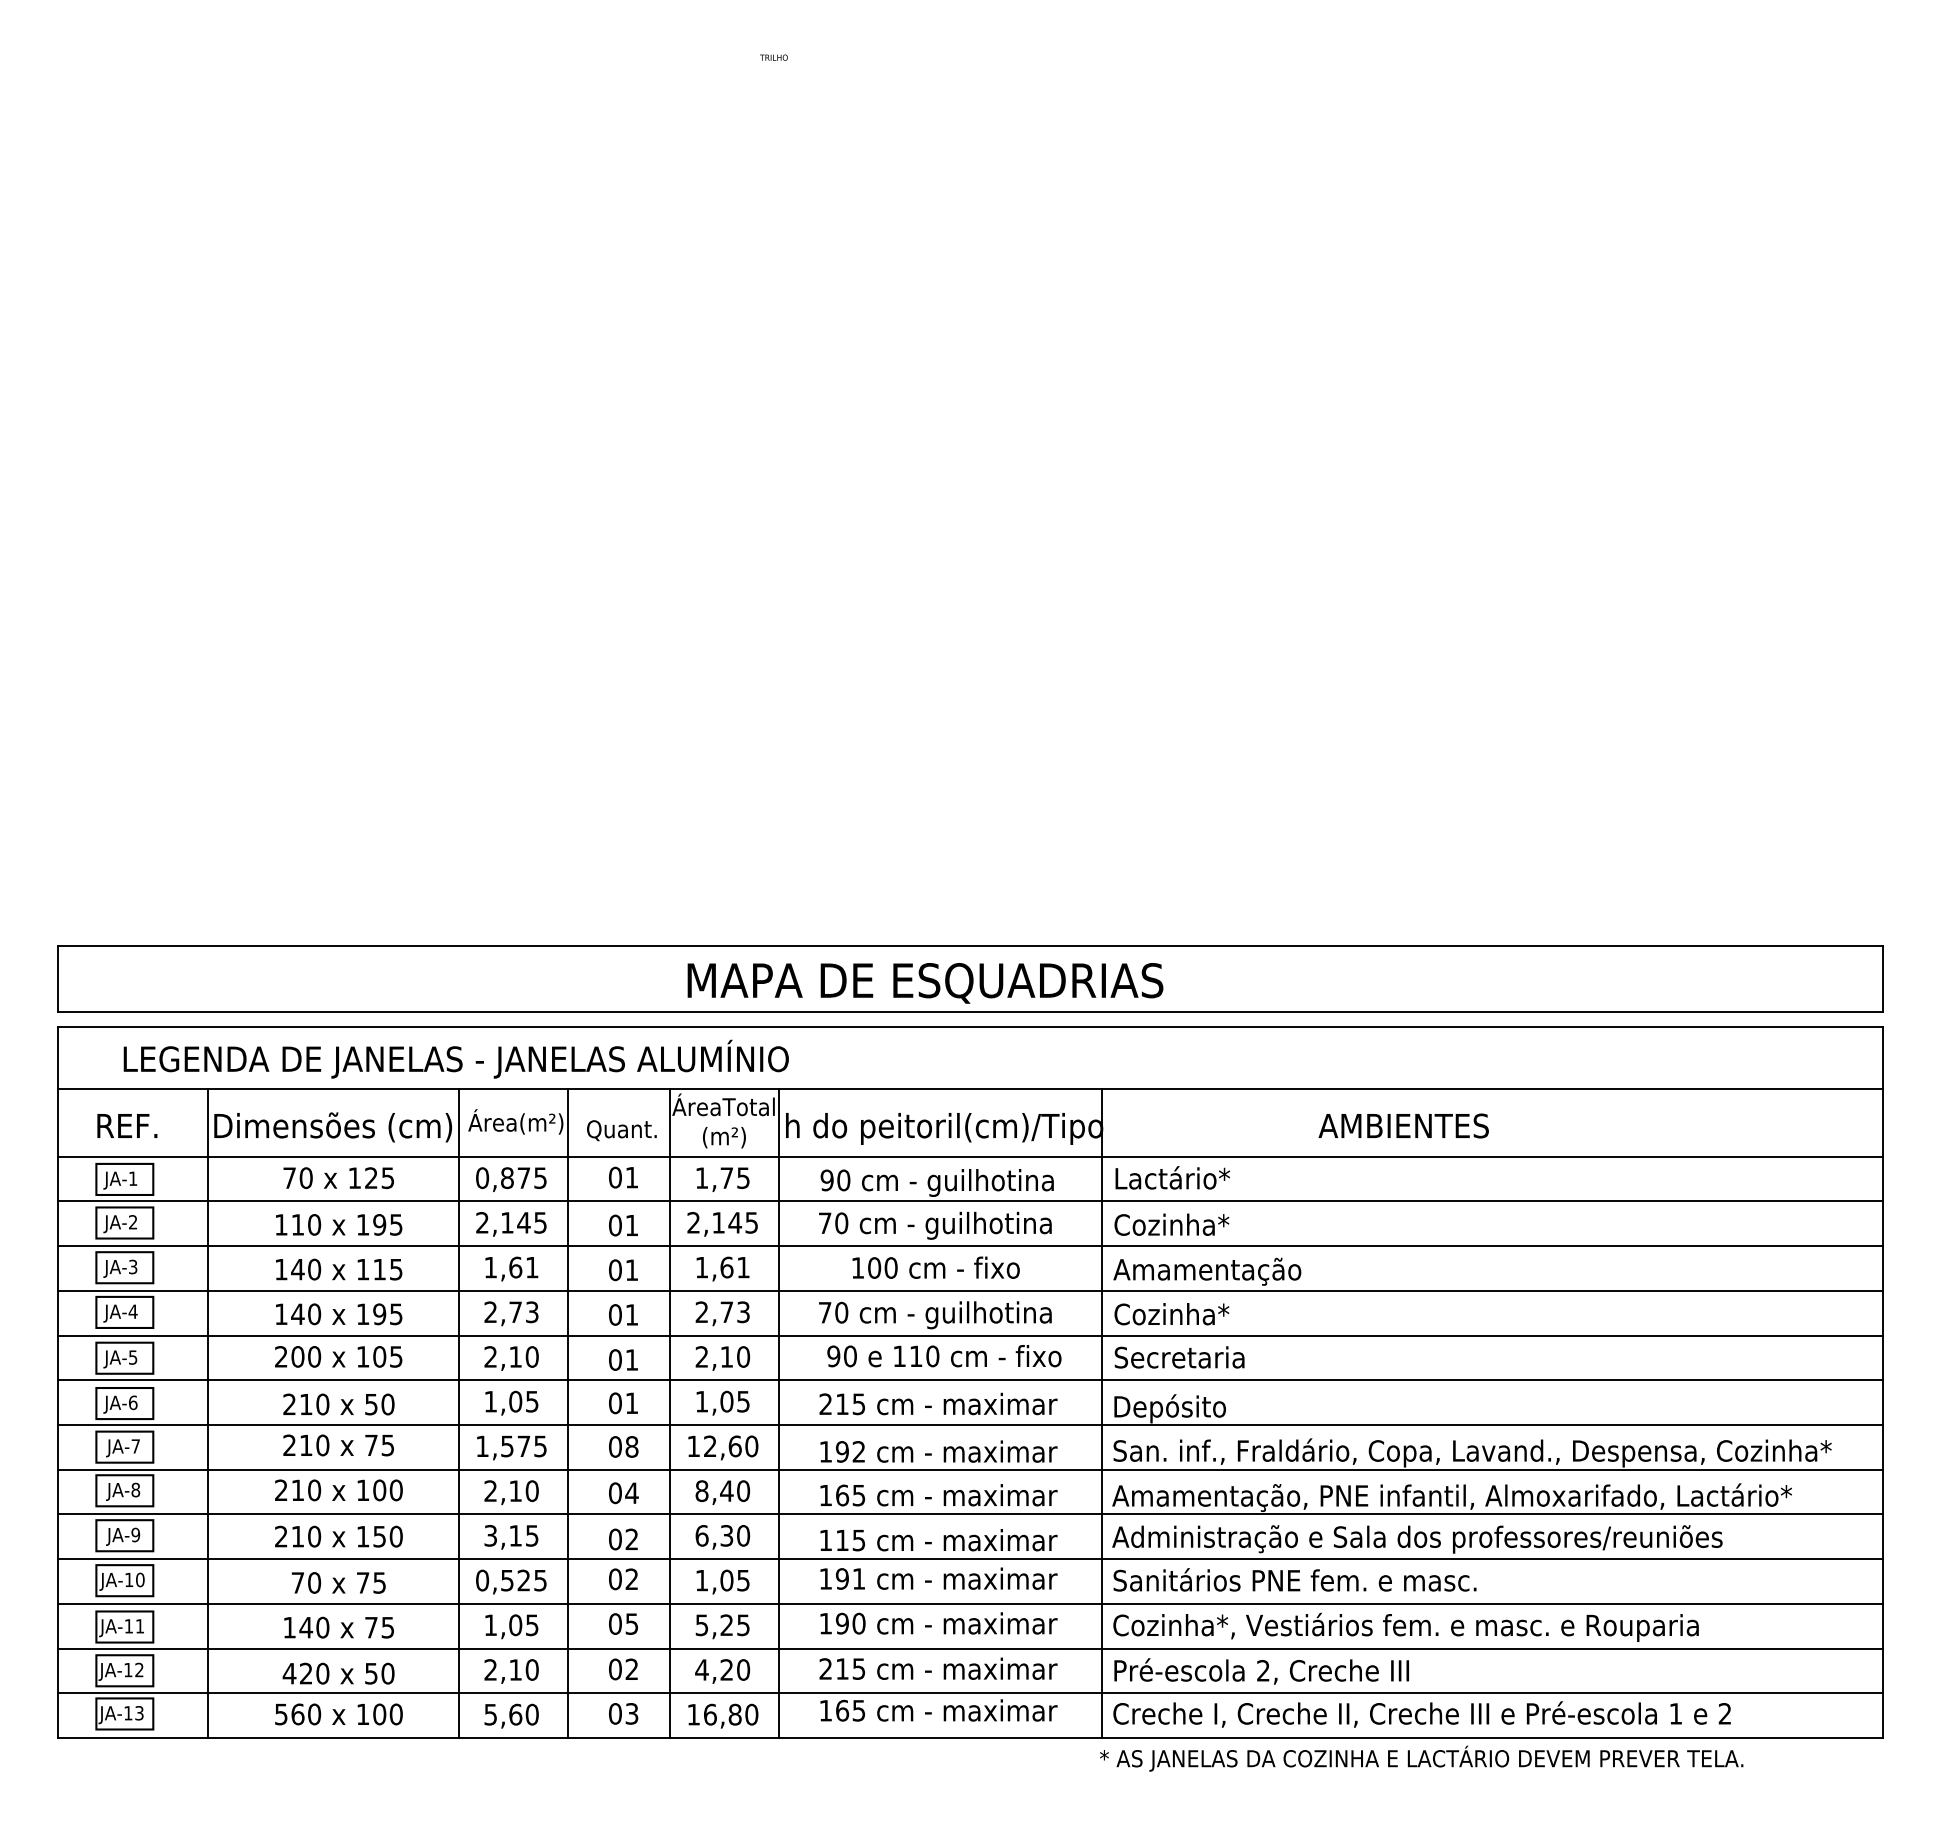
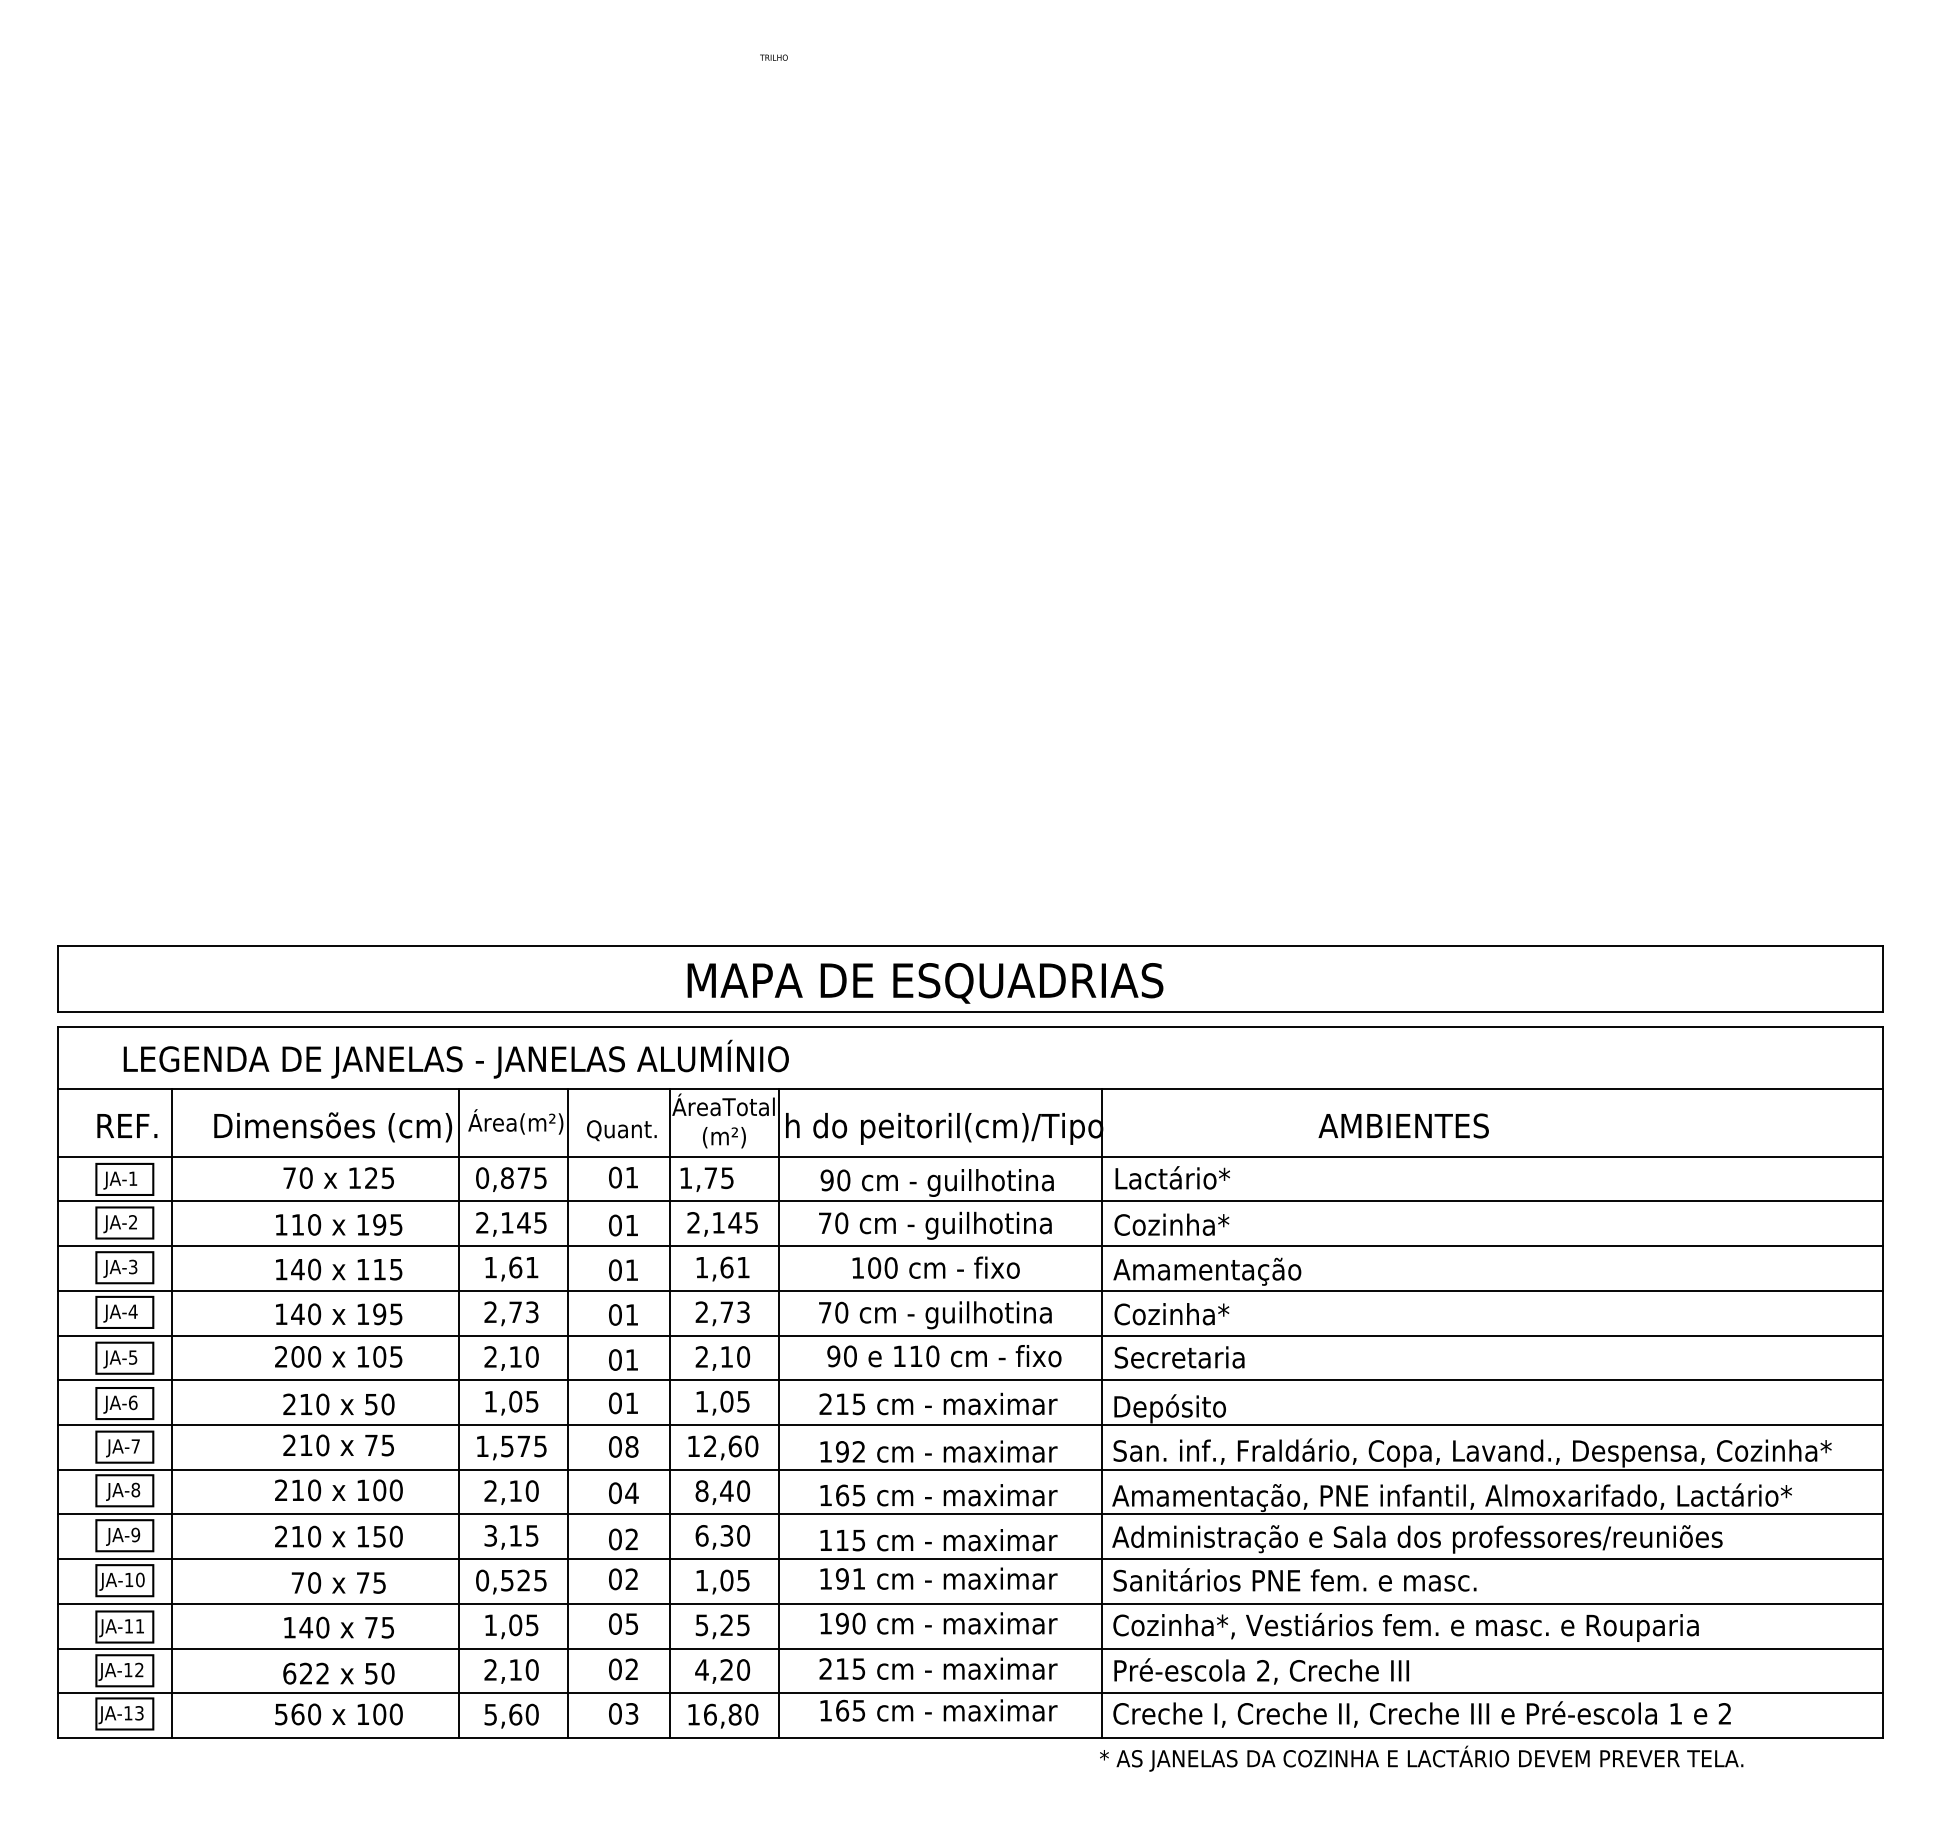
text position: (722, 1179) -> (706, 1179) (706, 1179)
line position: (207, 1413) -> (171, 1413) (171, 1413)
text: 420 -> 622 (305, 1673)
